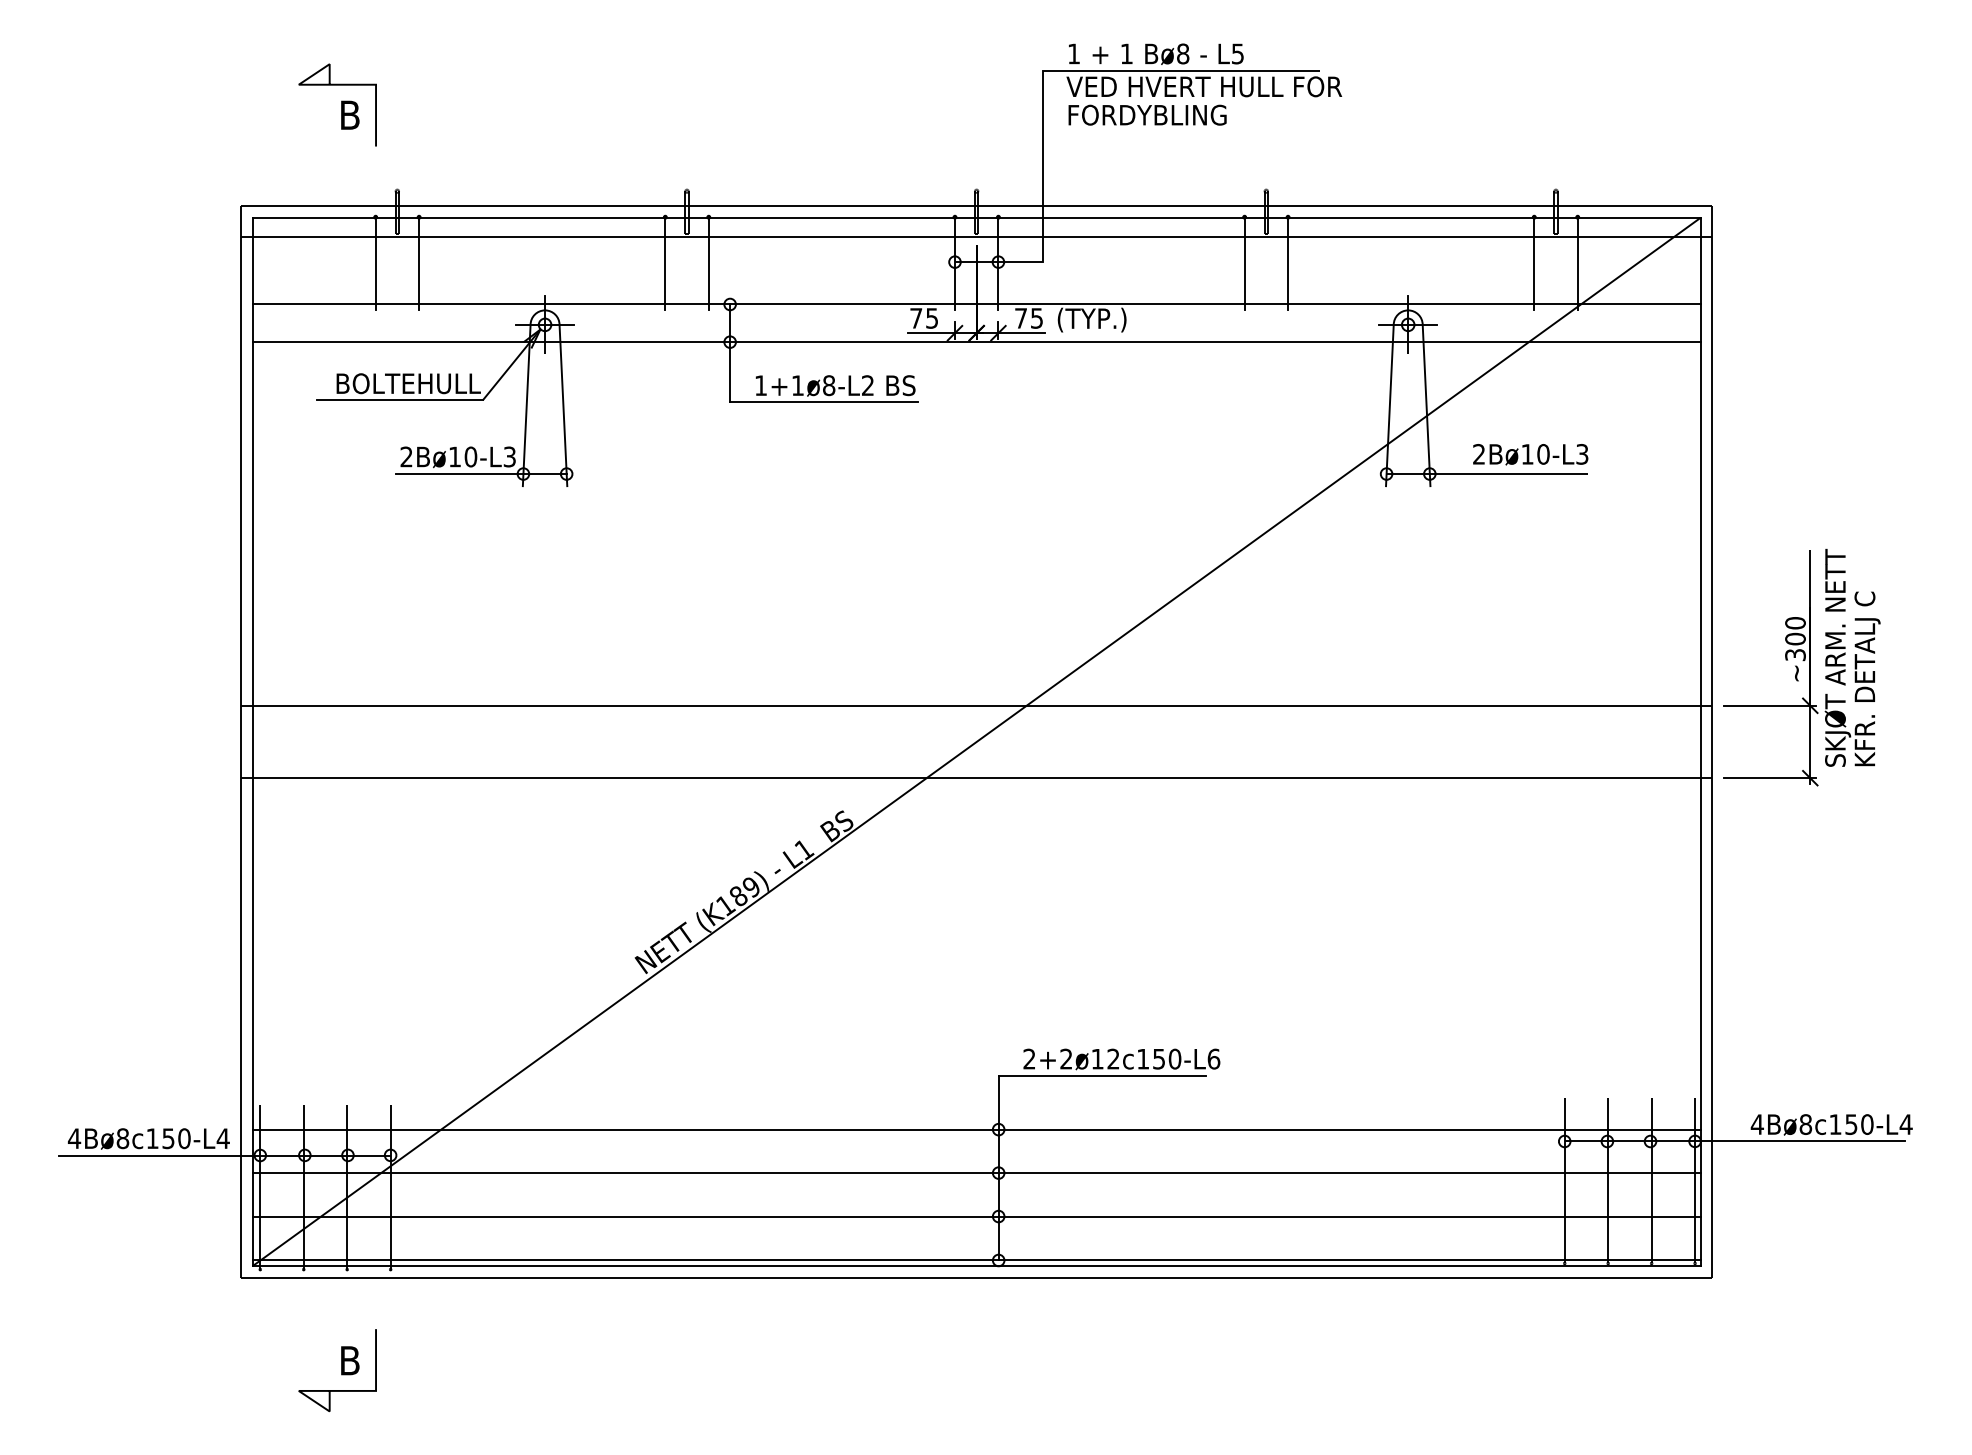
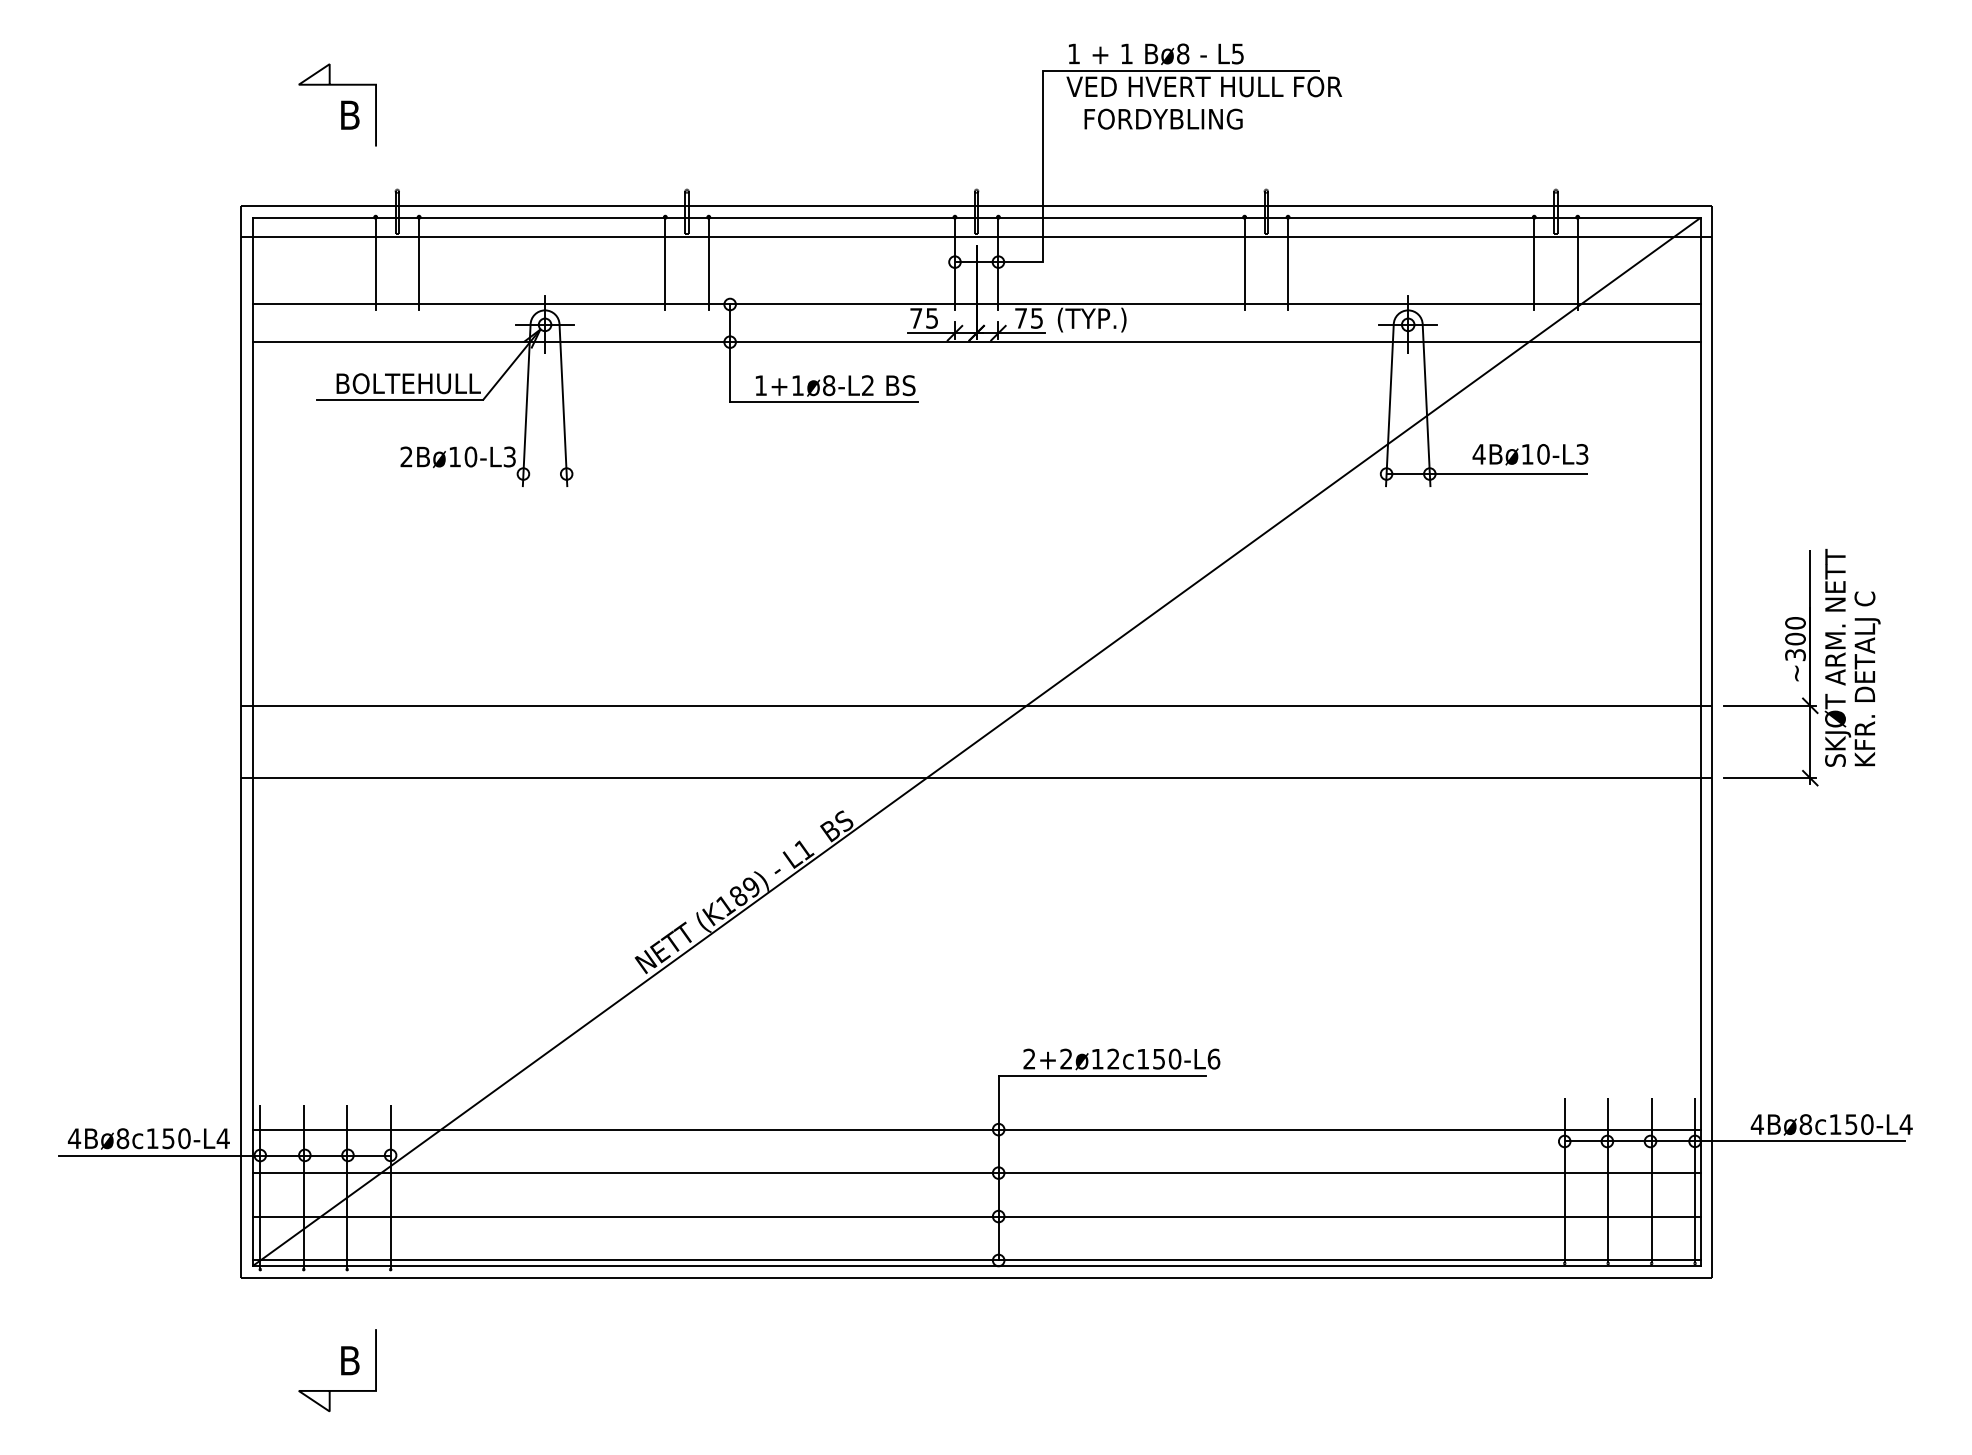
text position: (1147, 114) -> (1163, 118) (1163, 118)
text: 2Bø10-L3 -> 4Bø10-L3 (1478, 454)
line: present -> none (480, 474)
